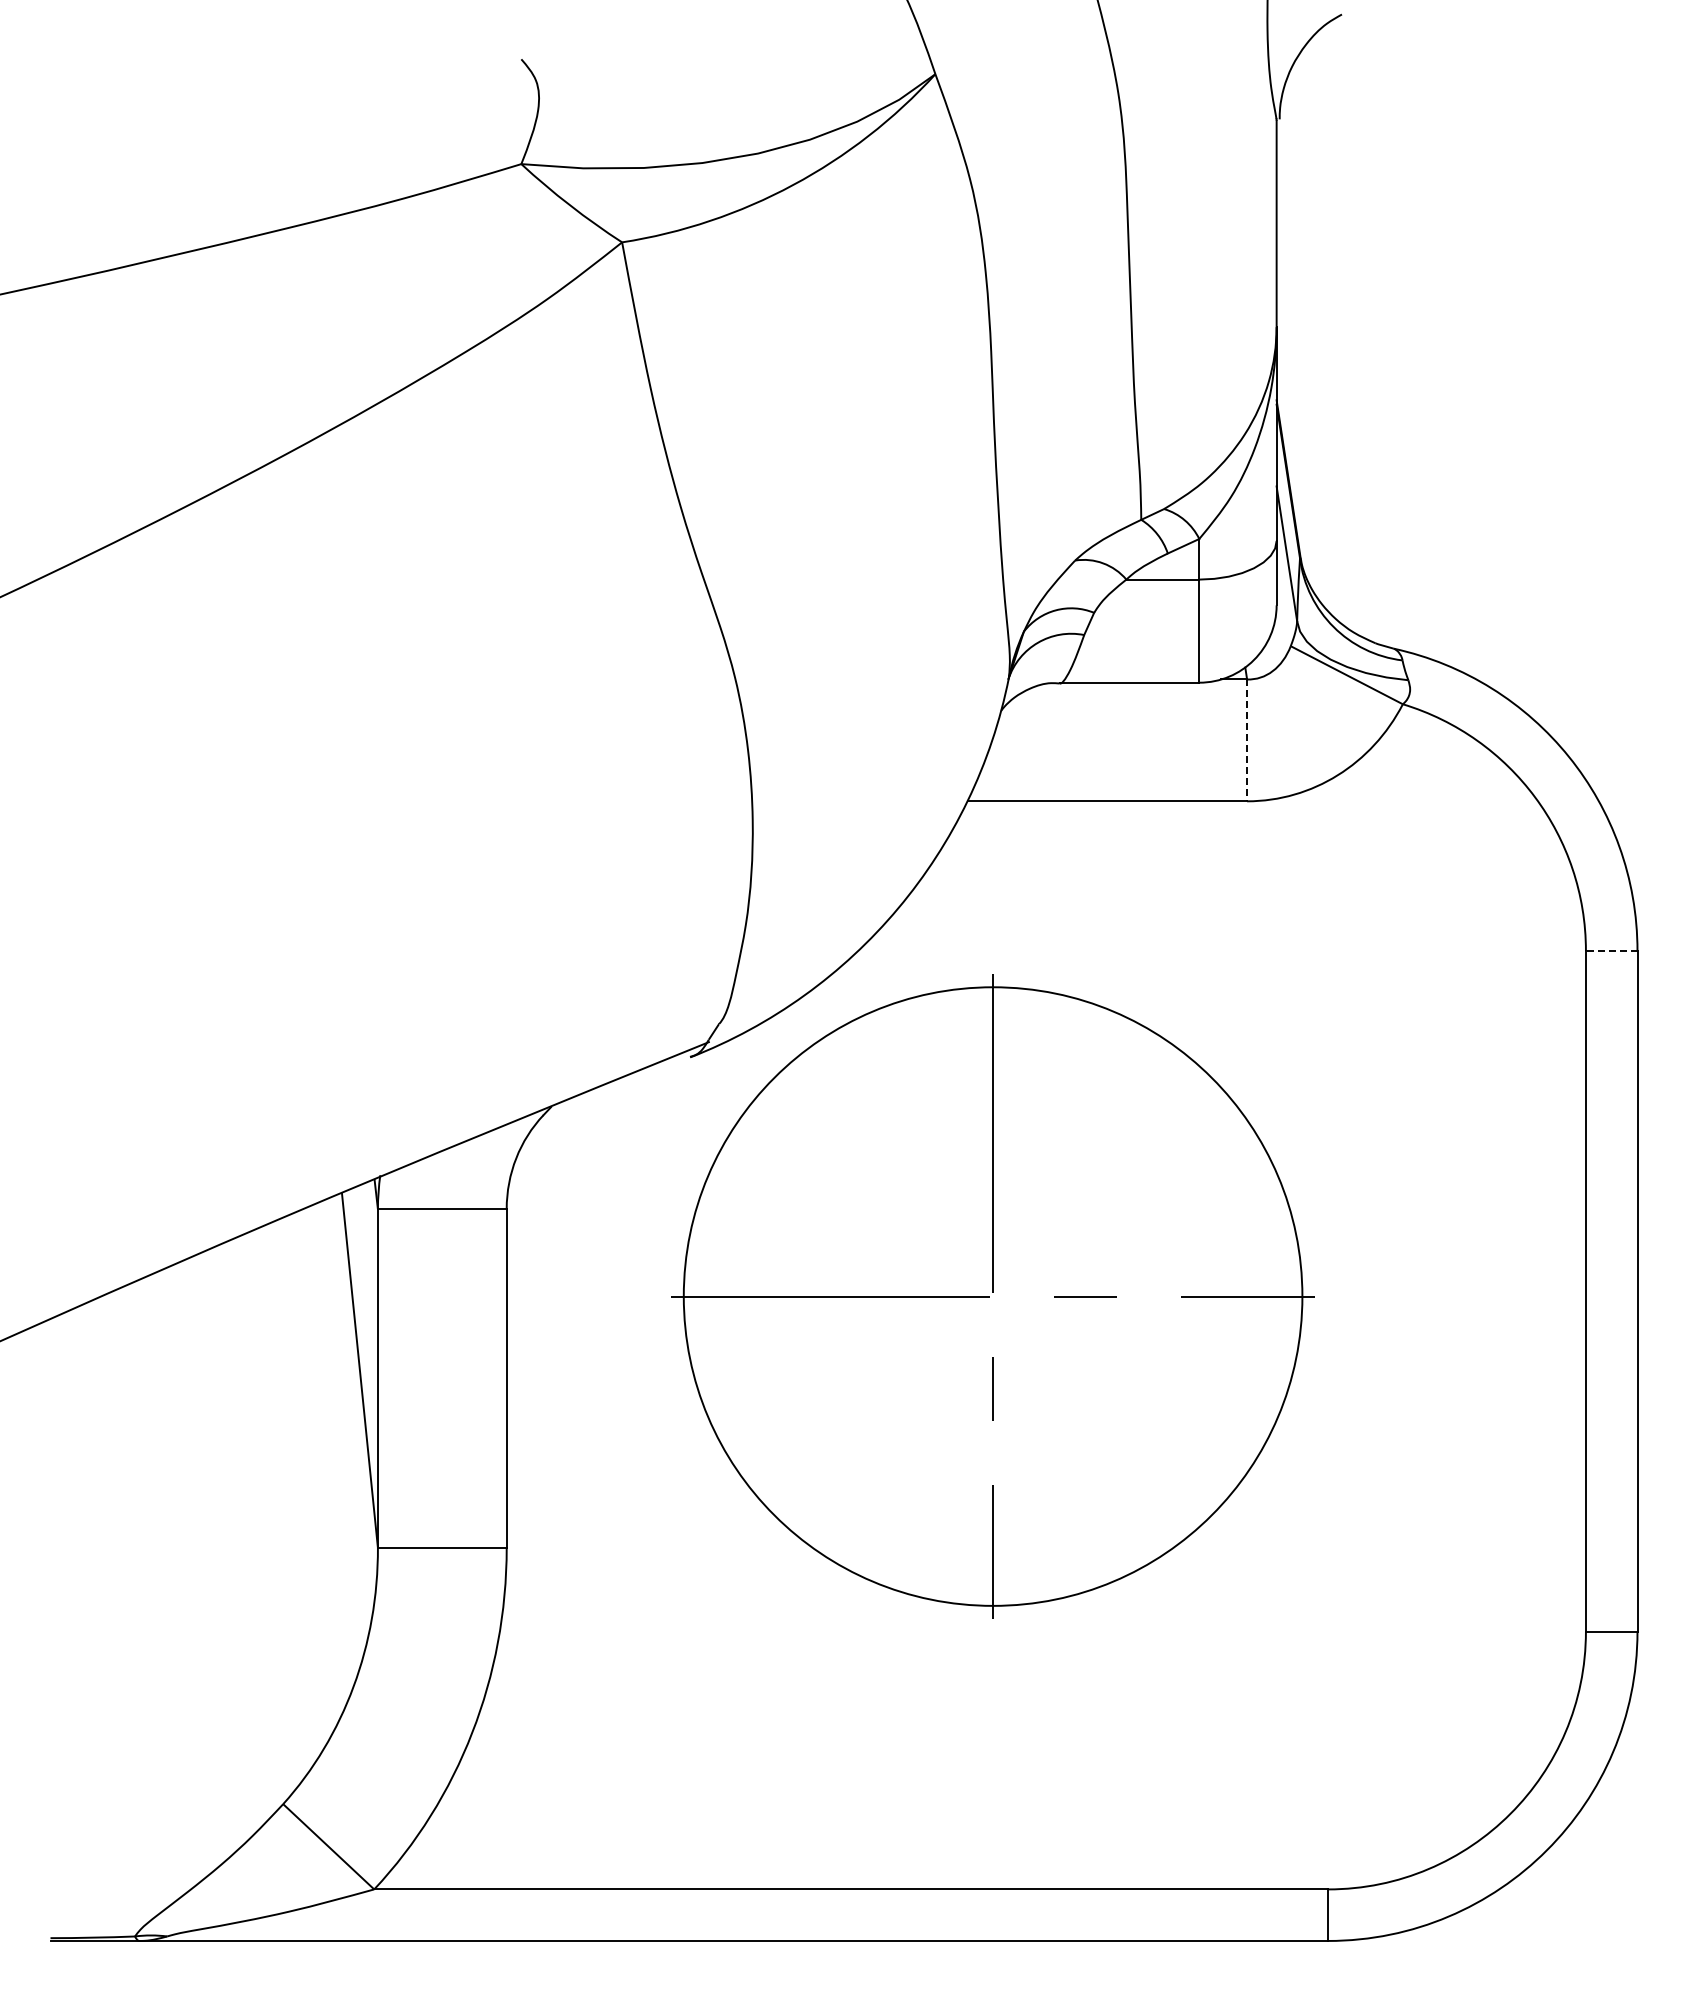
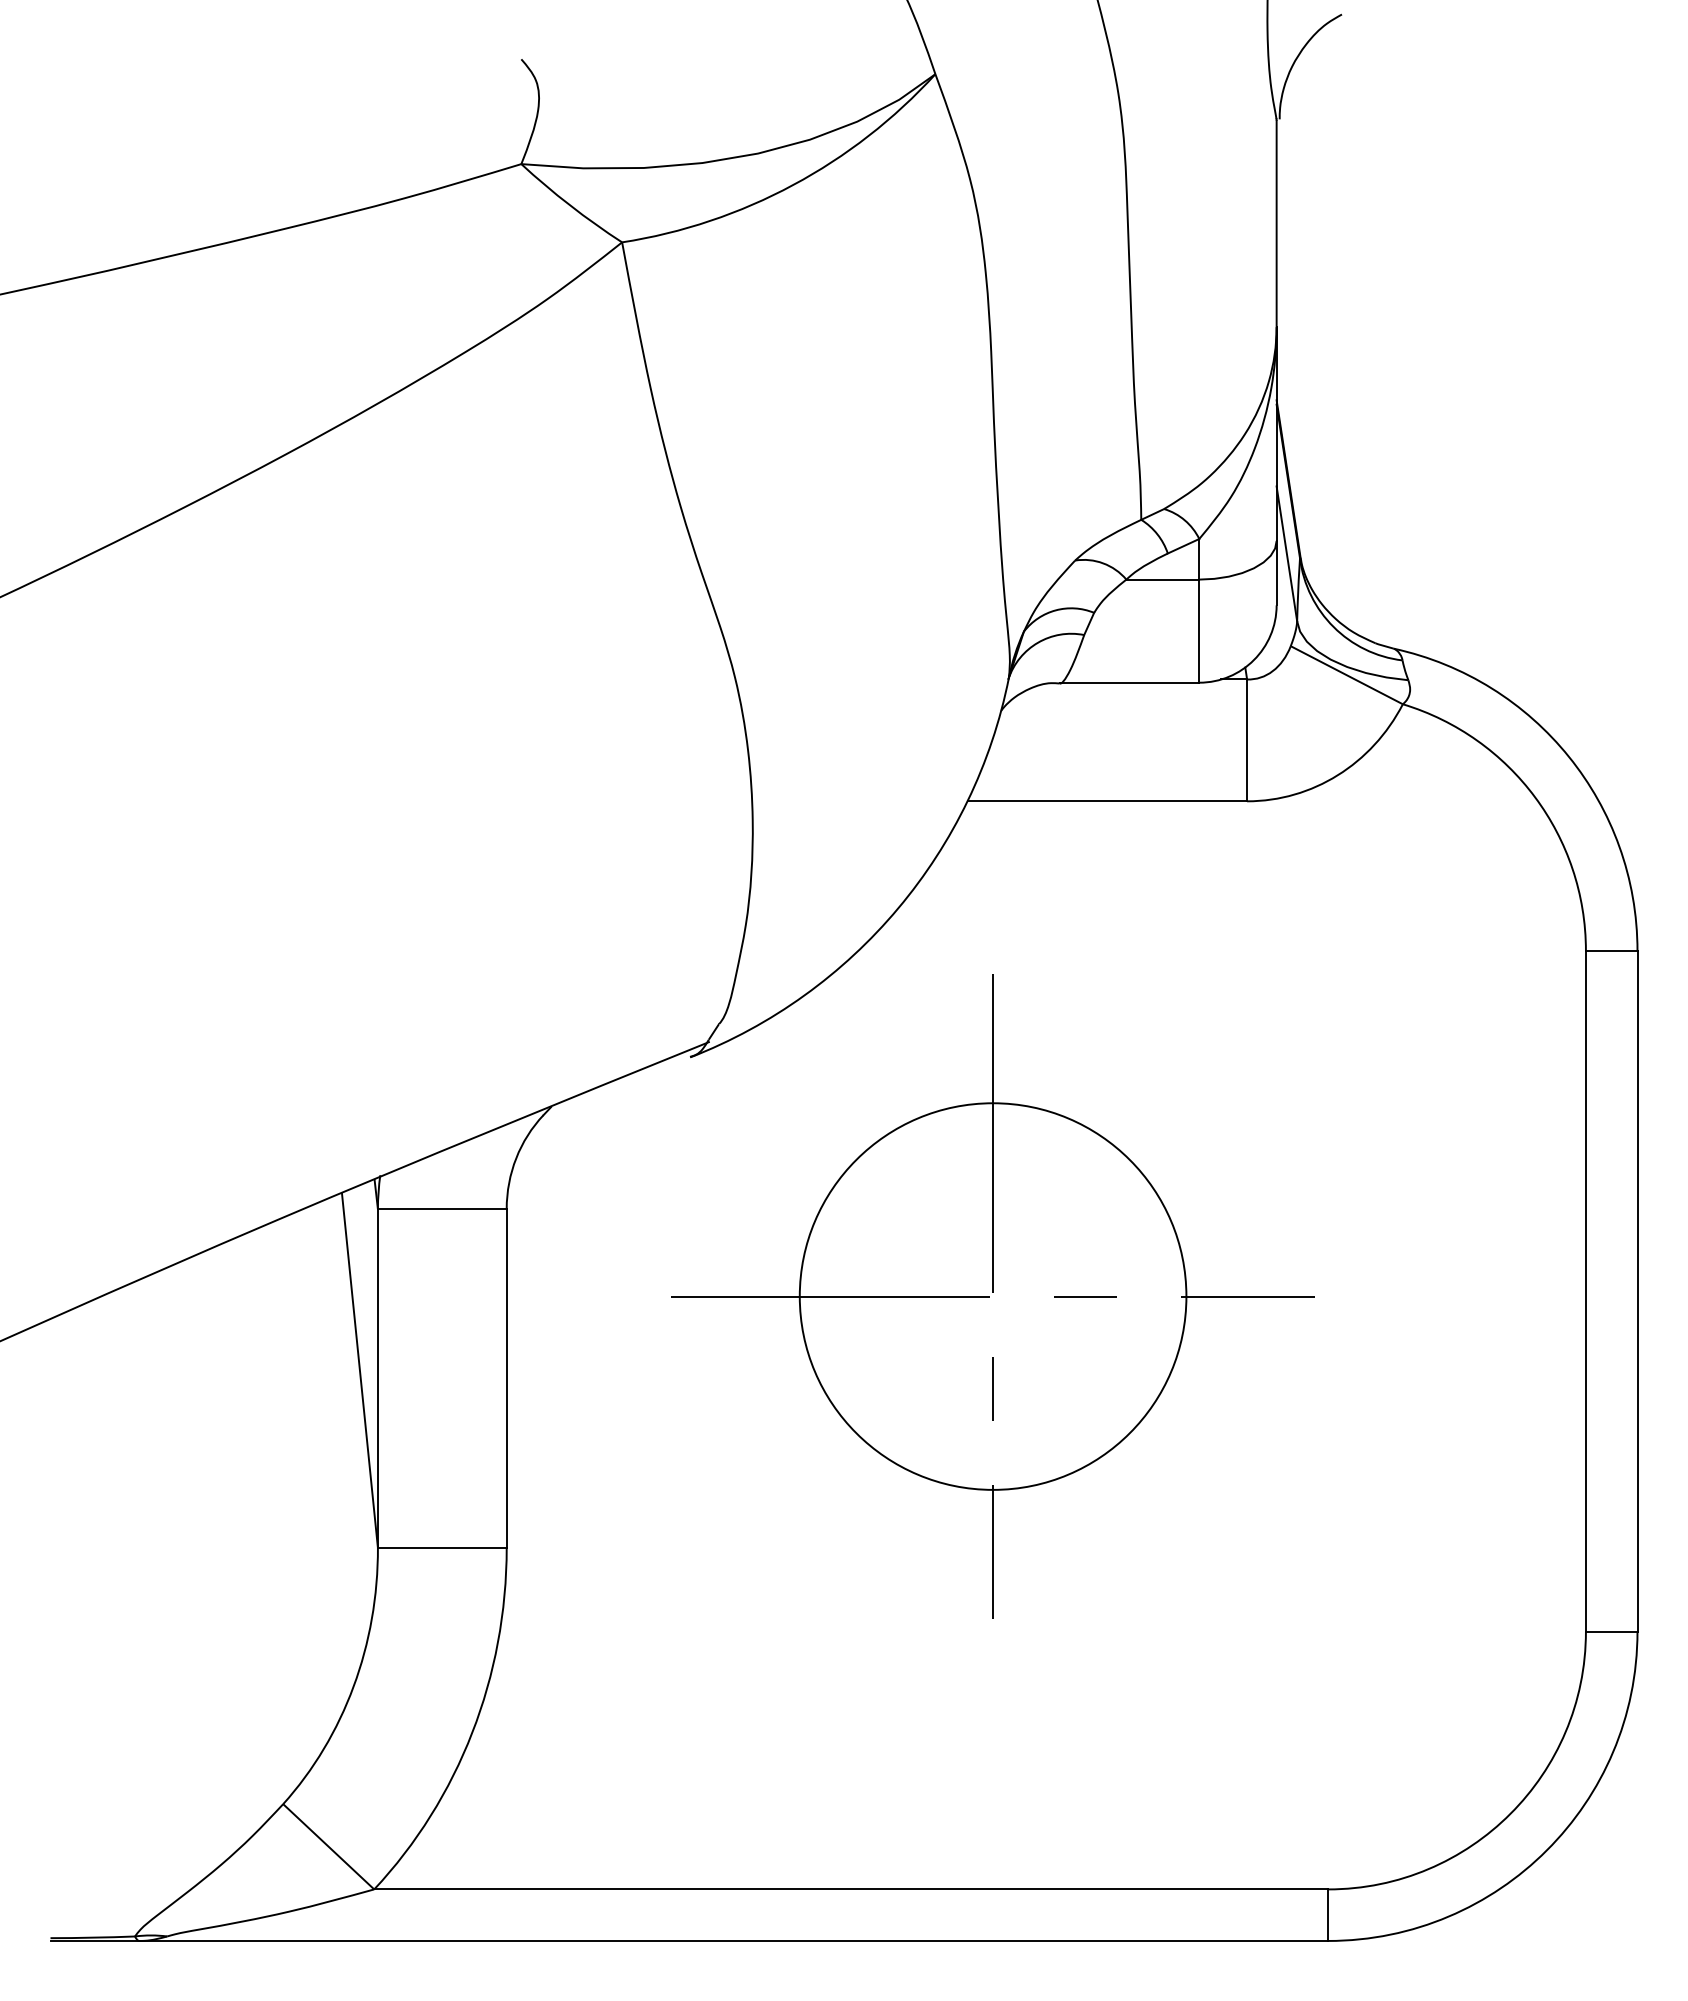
line: dashed -> solid (1247, 740)
line: dashed -> solid (1611, 950)
circle diameter: 619 px -> 387 px (992, 1296)
